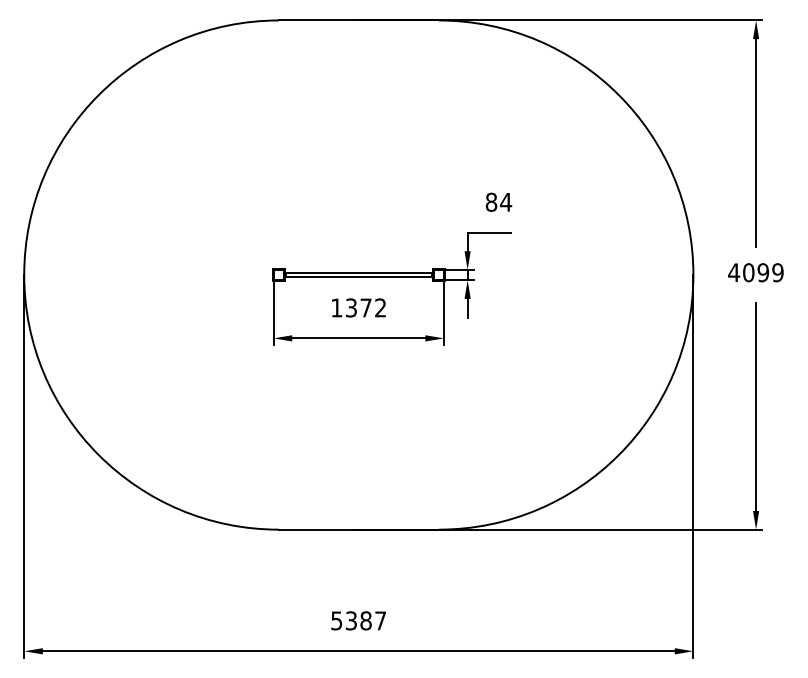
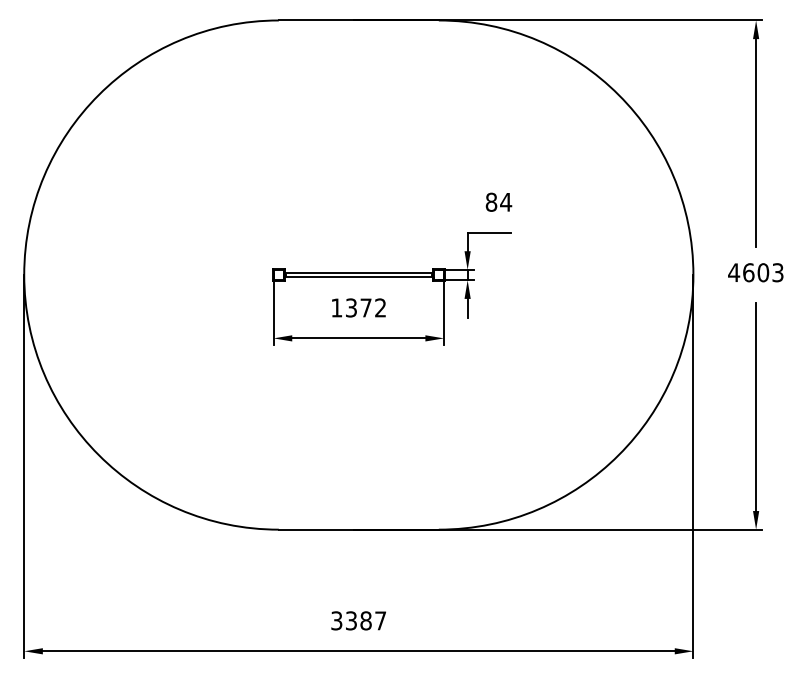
text: 4099 -> 4603 (763, 272)
text: 5387 -> 3387 (336, 620)
